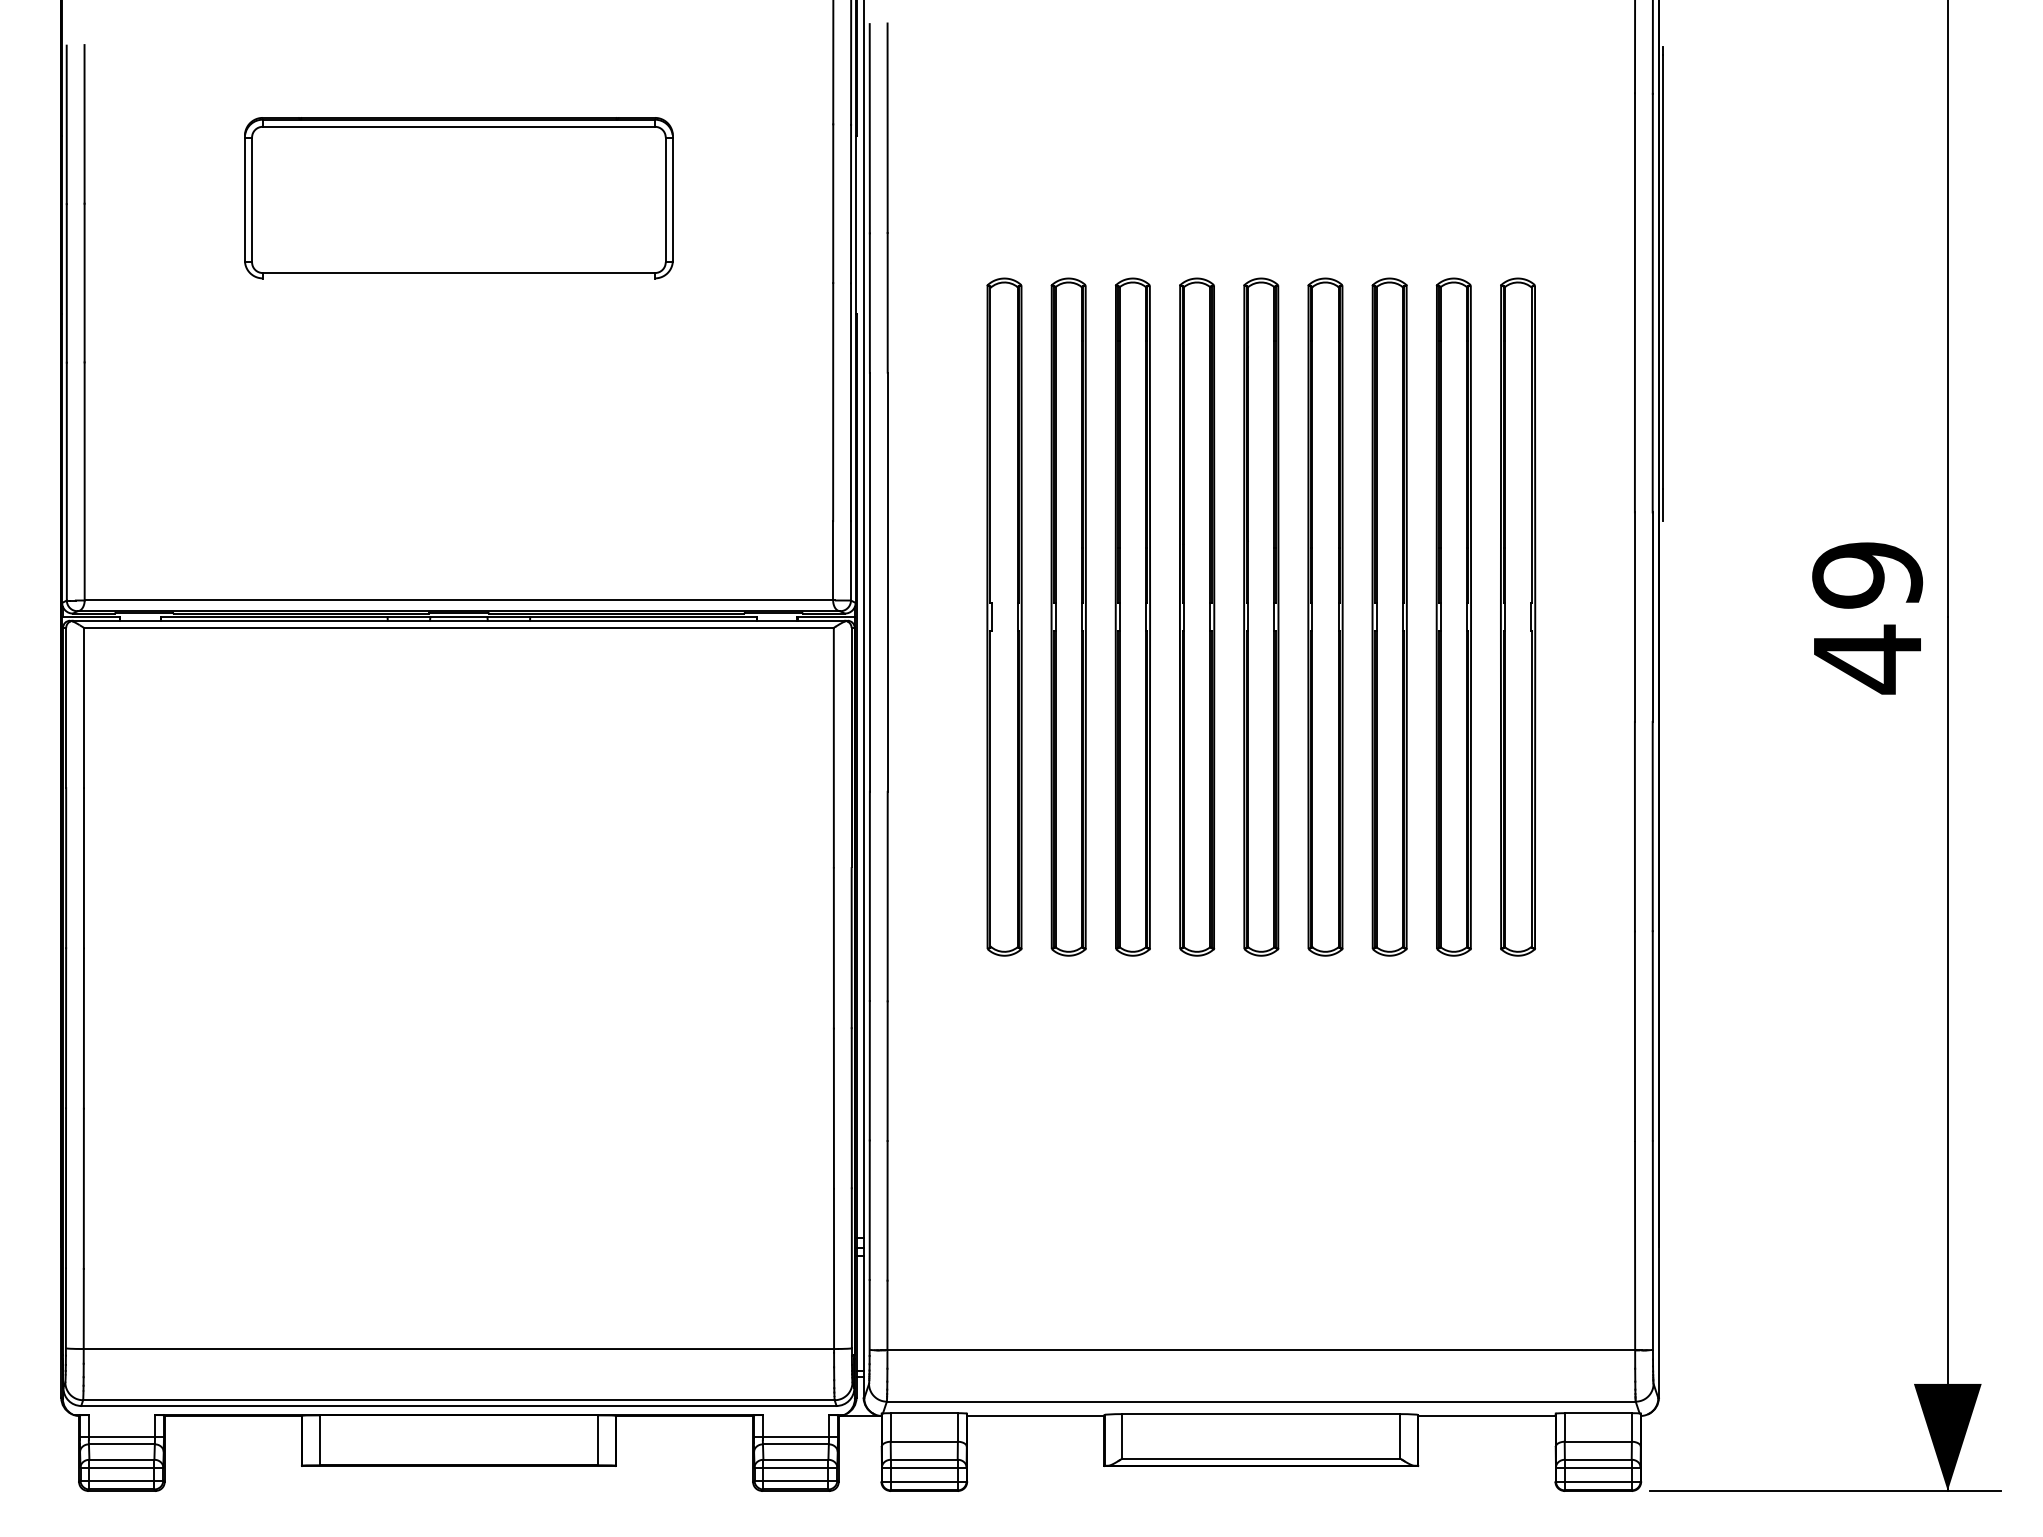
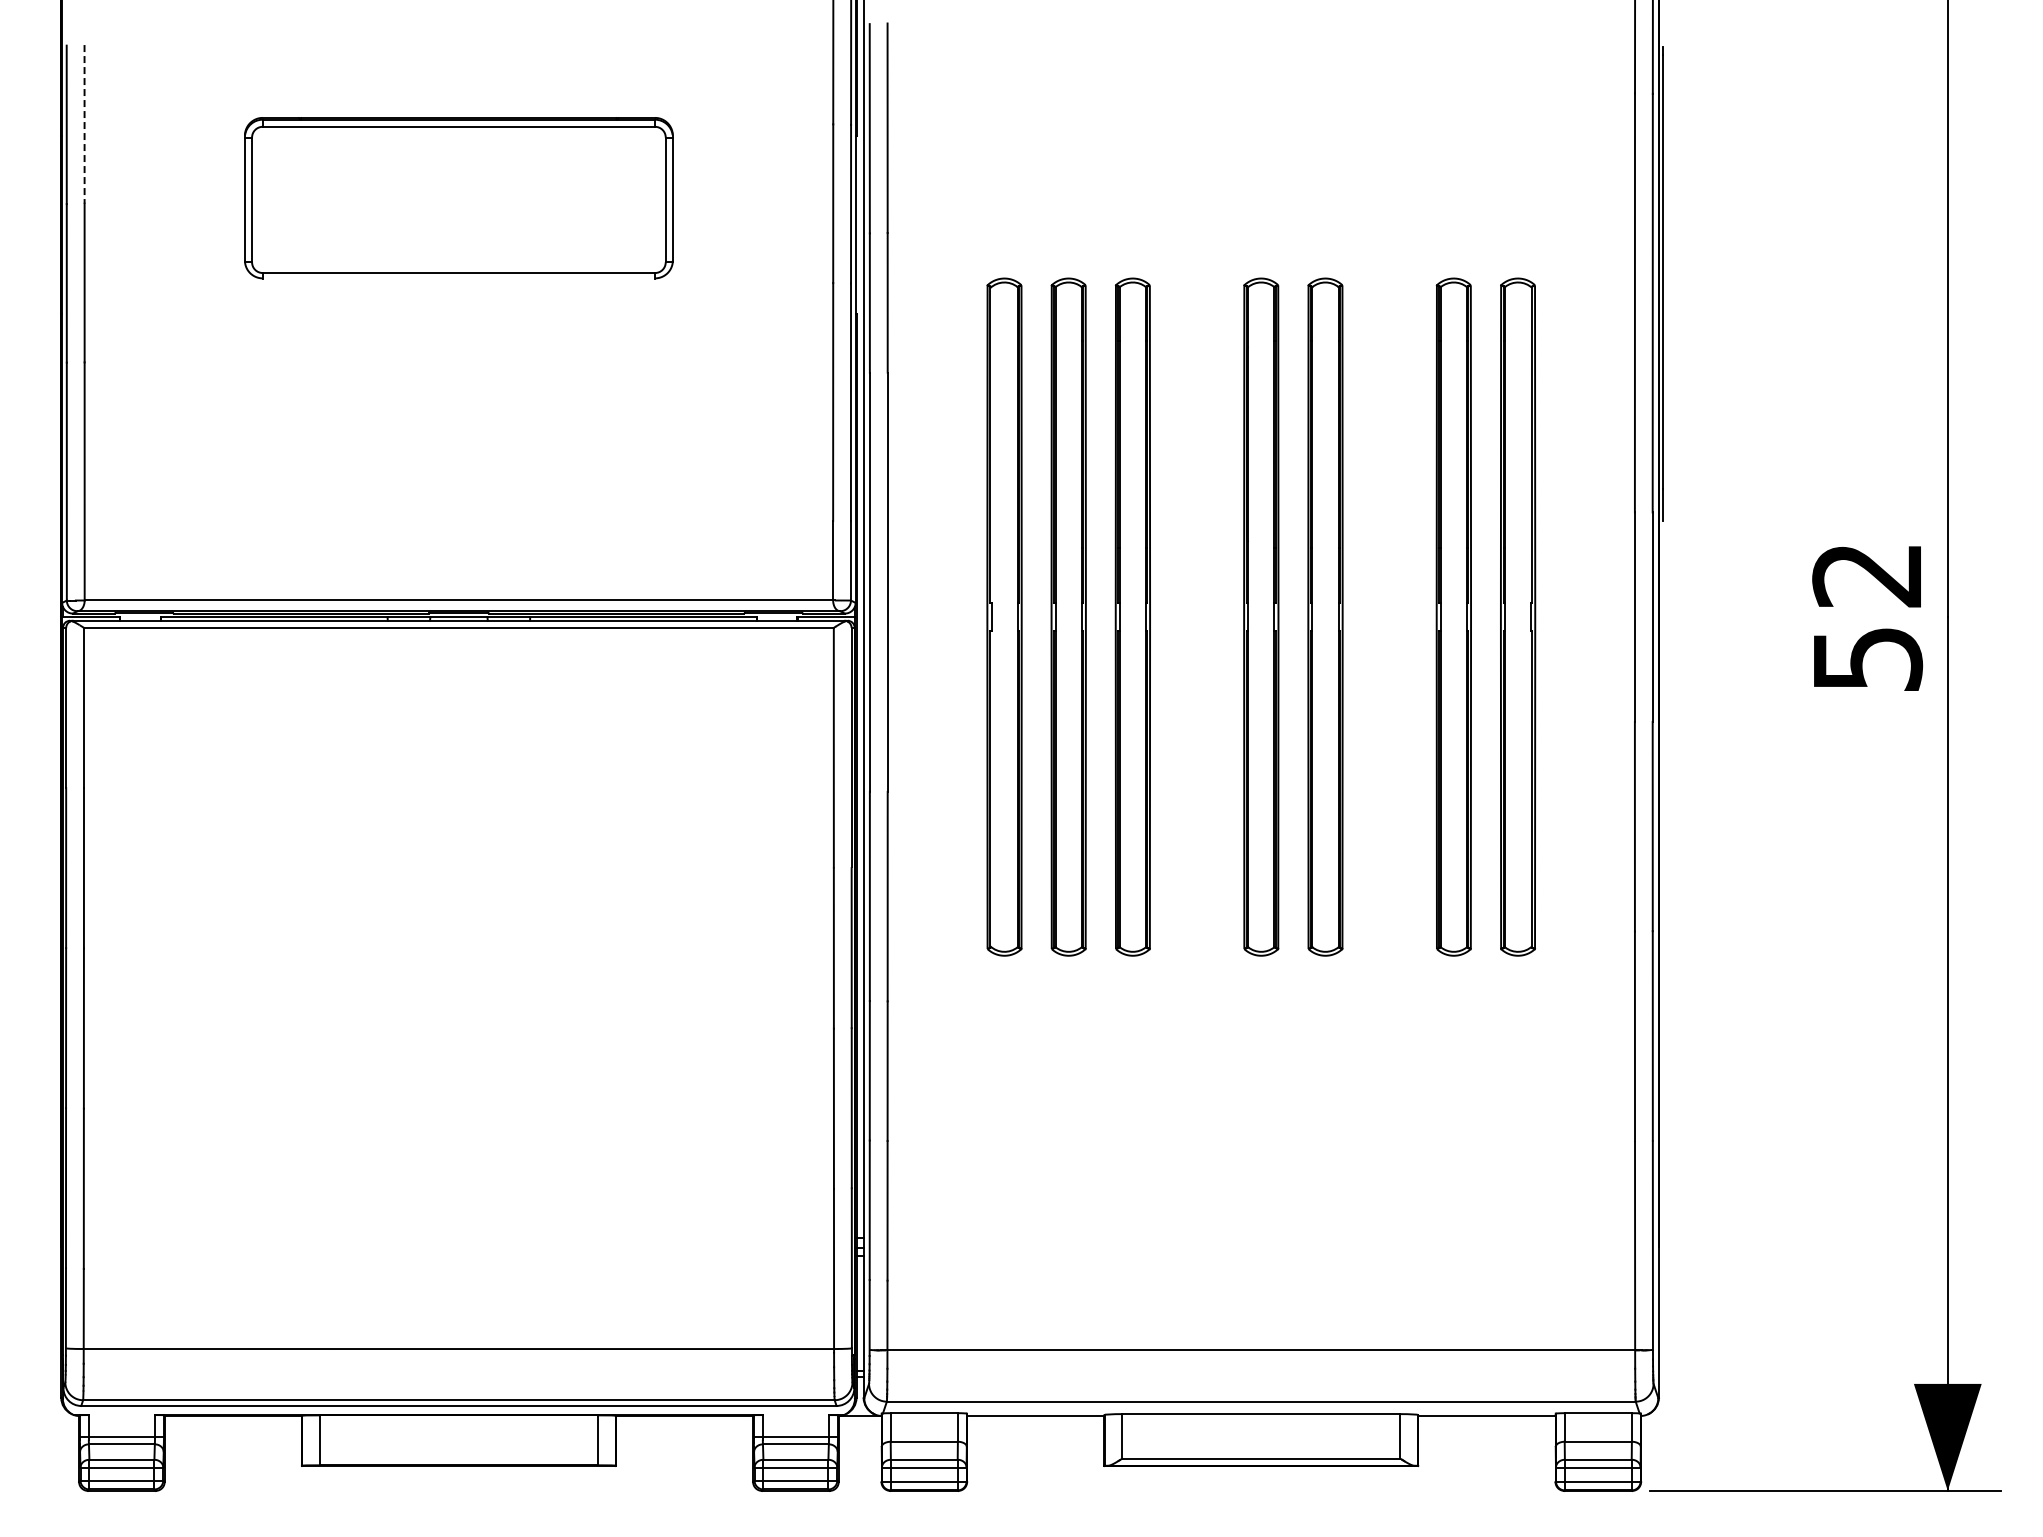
line: solid -> dashed (84, 124)
part: present -> none (1197, 616)
part: present -> none (1389, 616)
text: 49 -> 52 (1867, 618)
